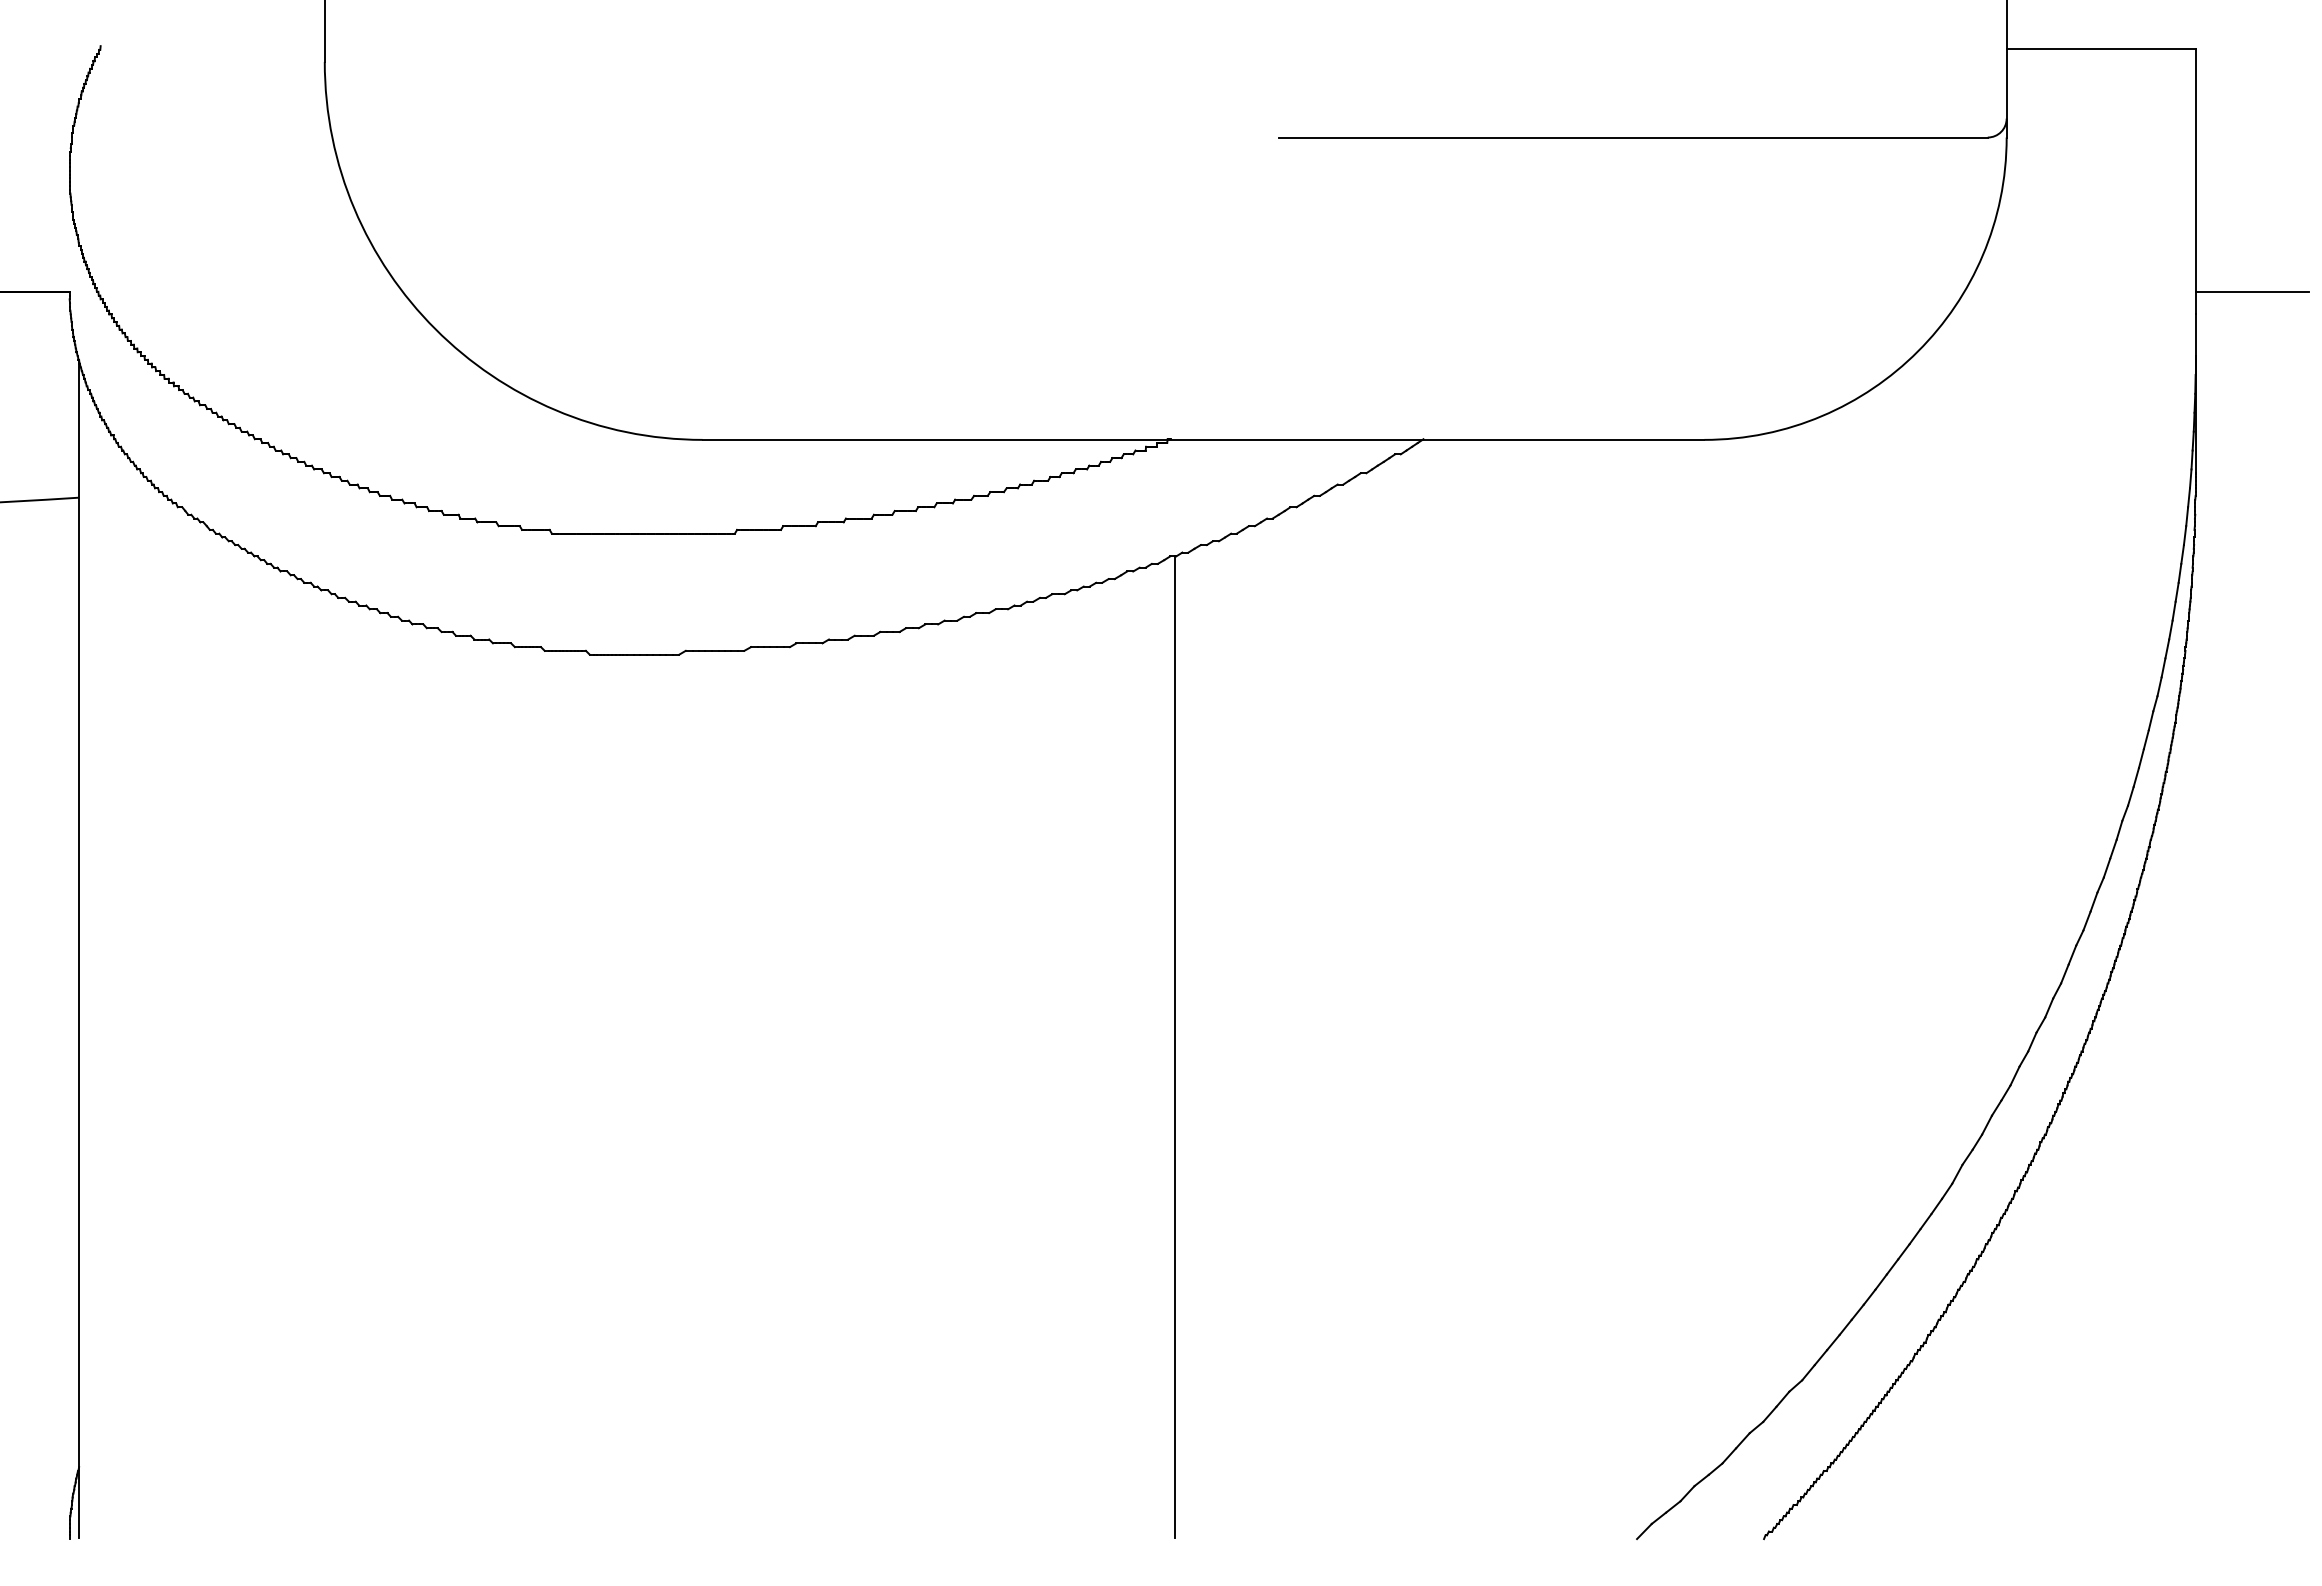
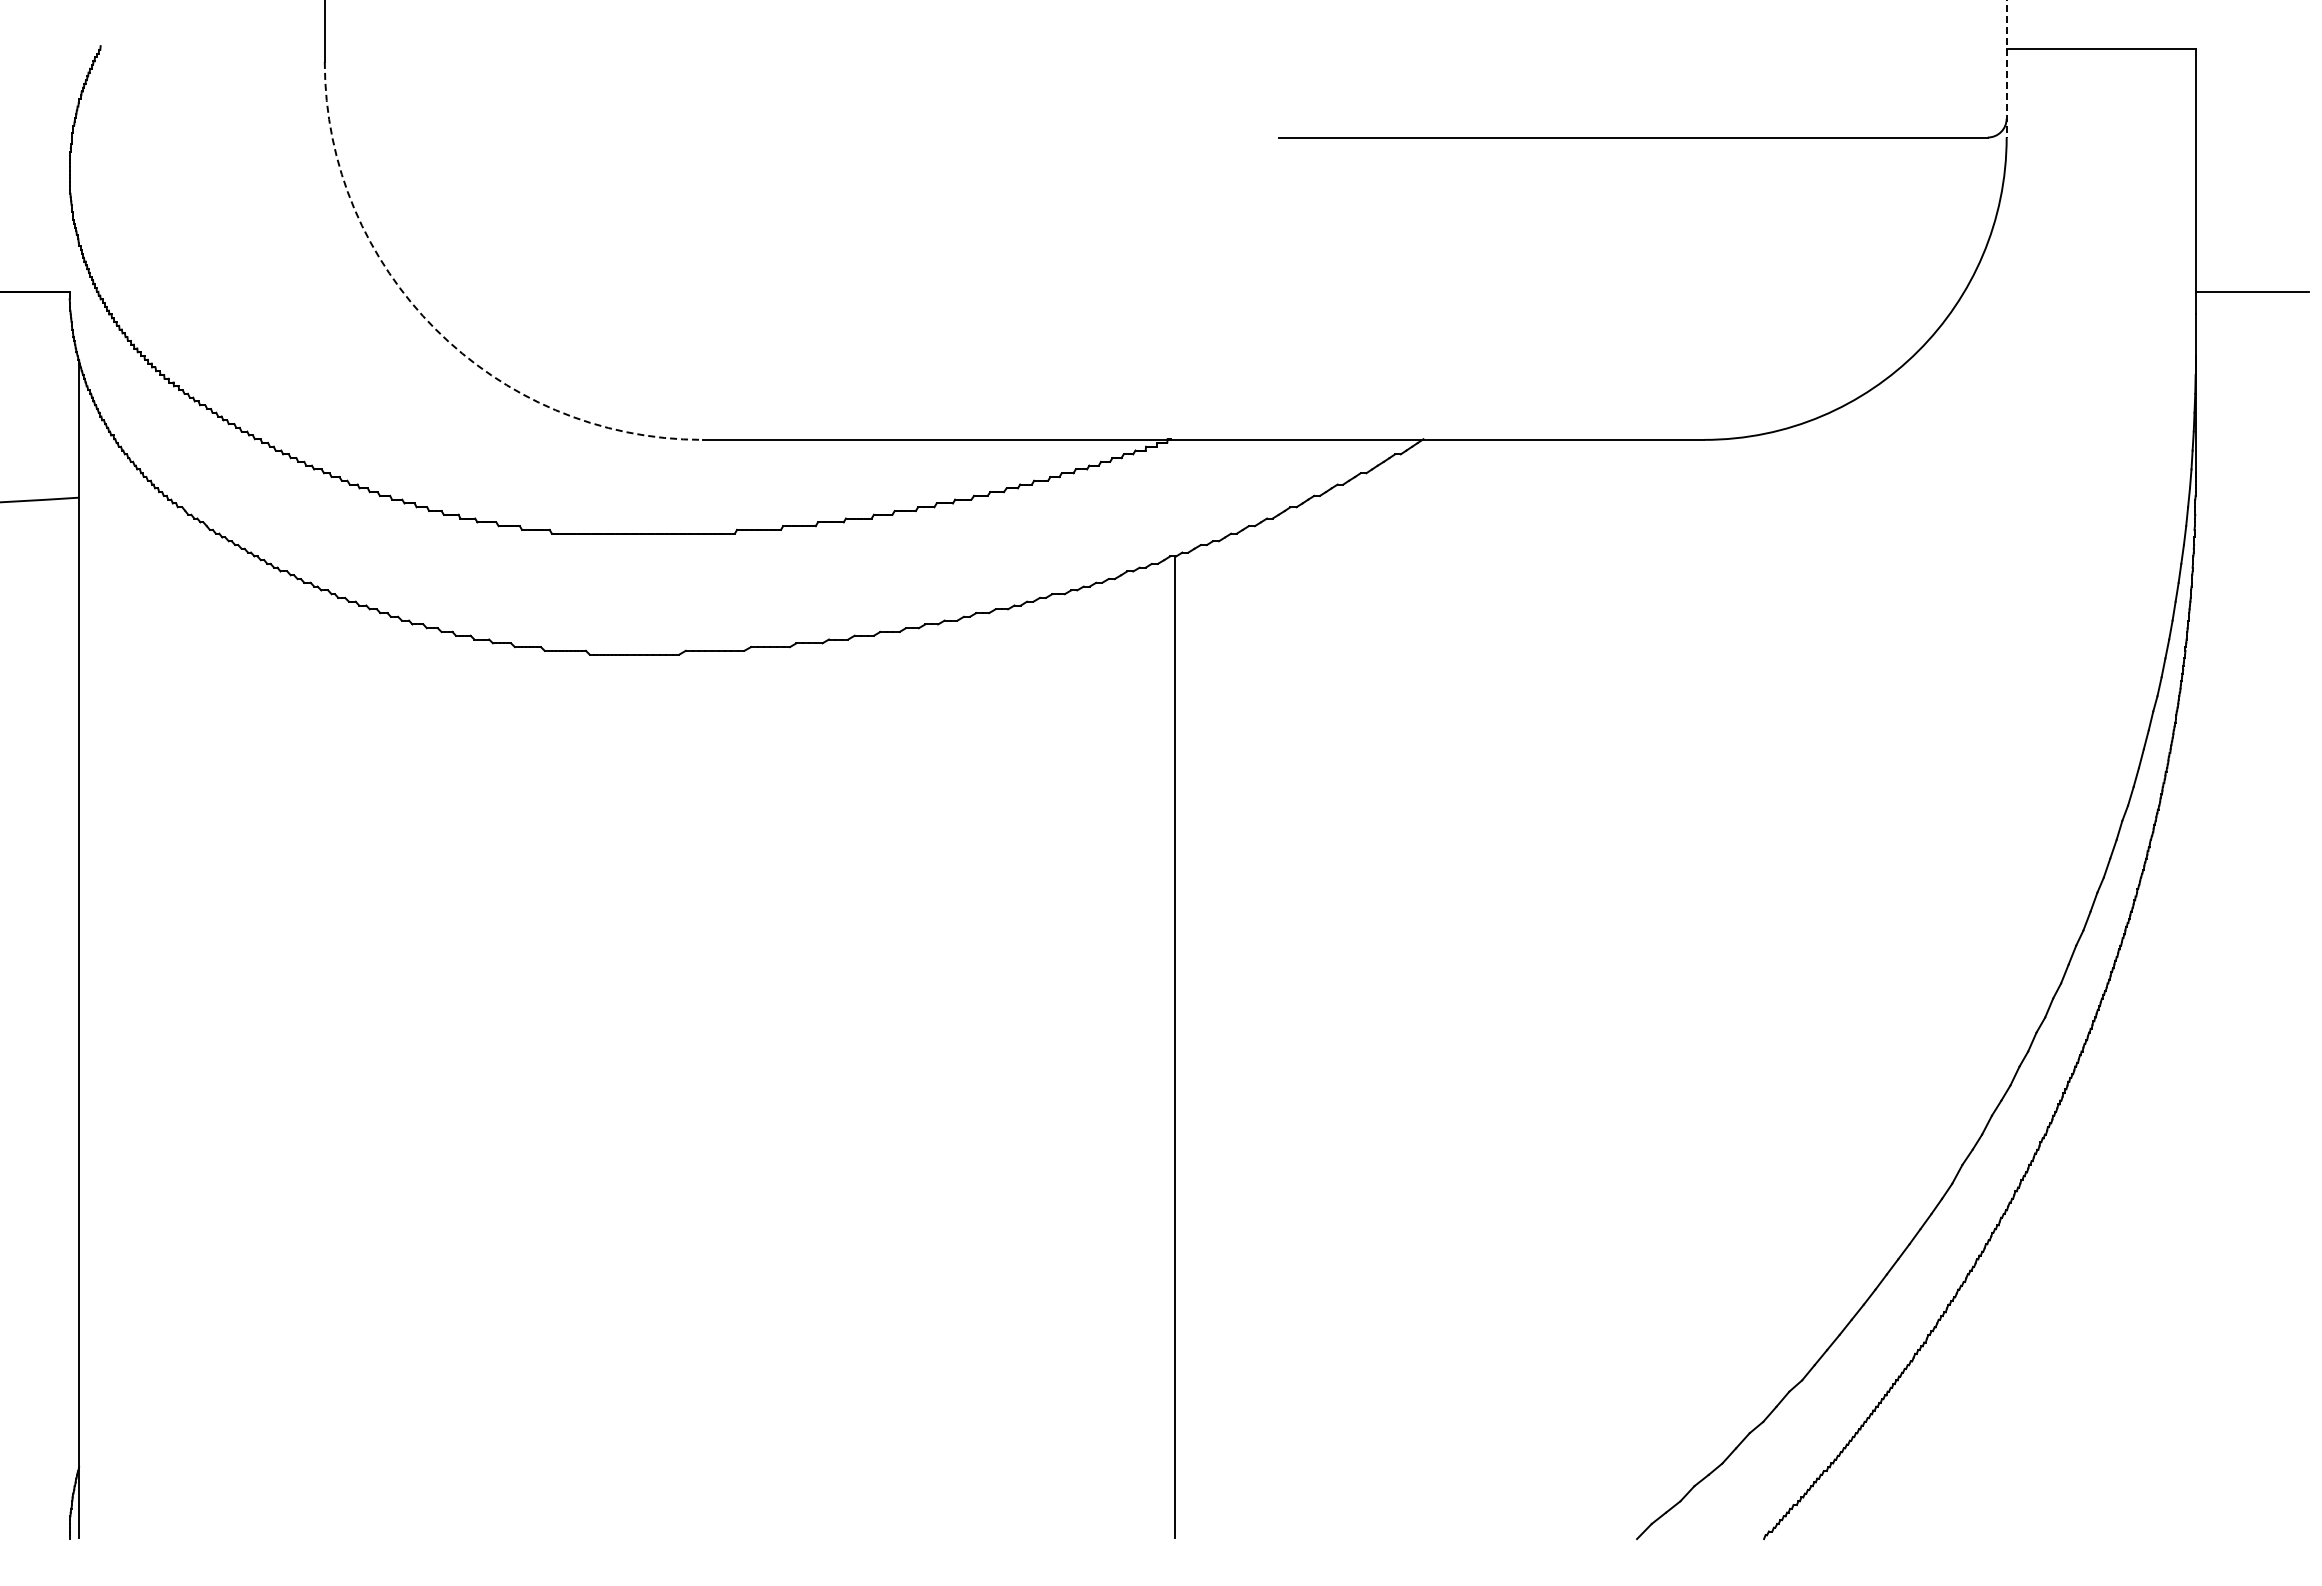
line: solid -> dashed (2006, 69)
arc: solid -> dashed (435, 329)
